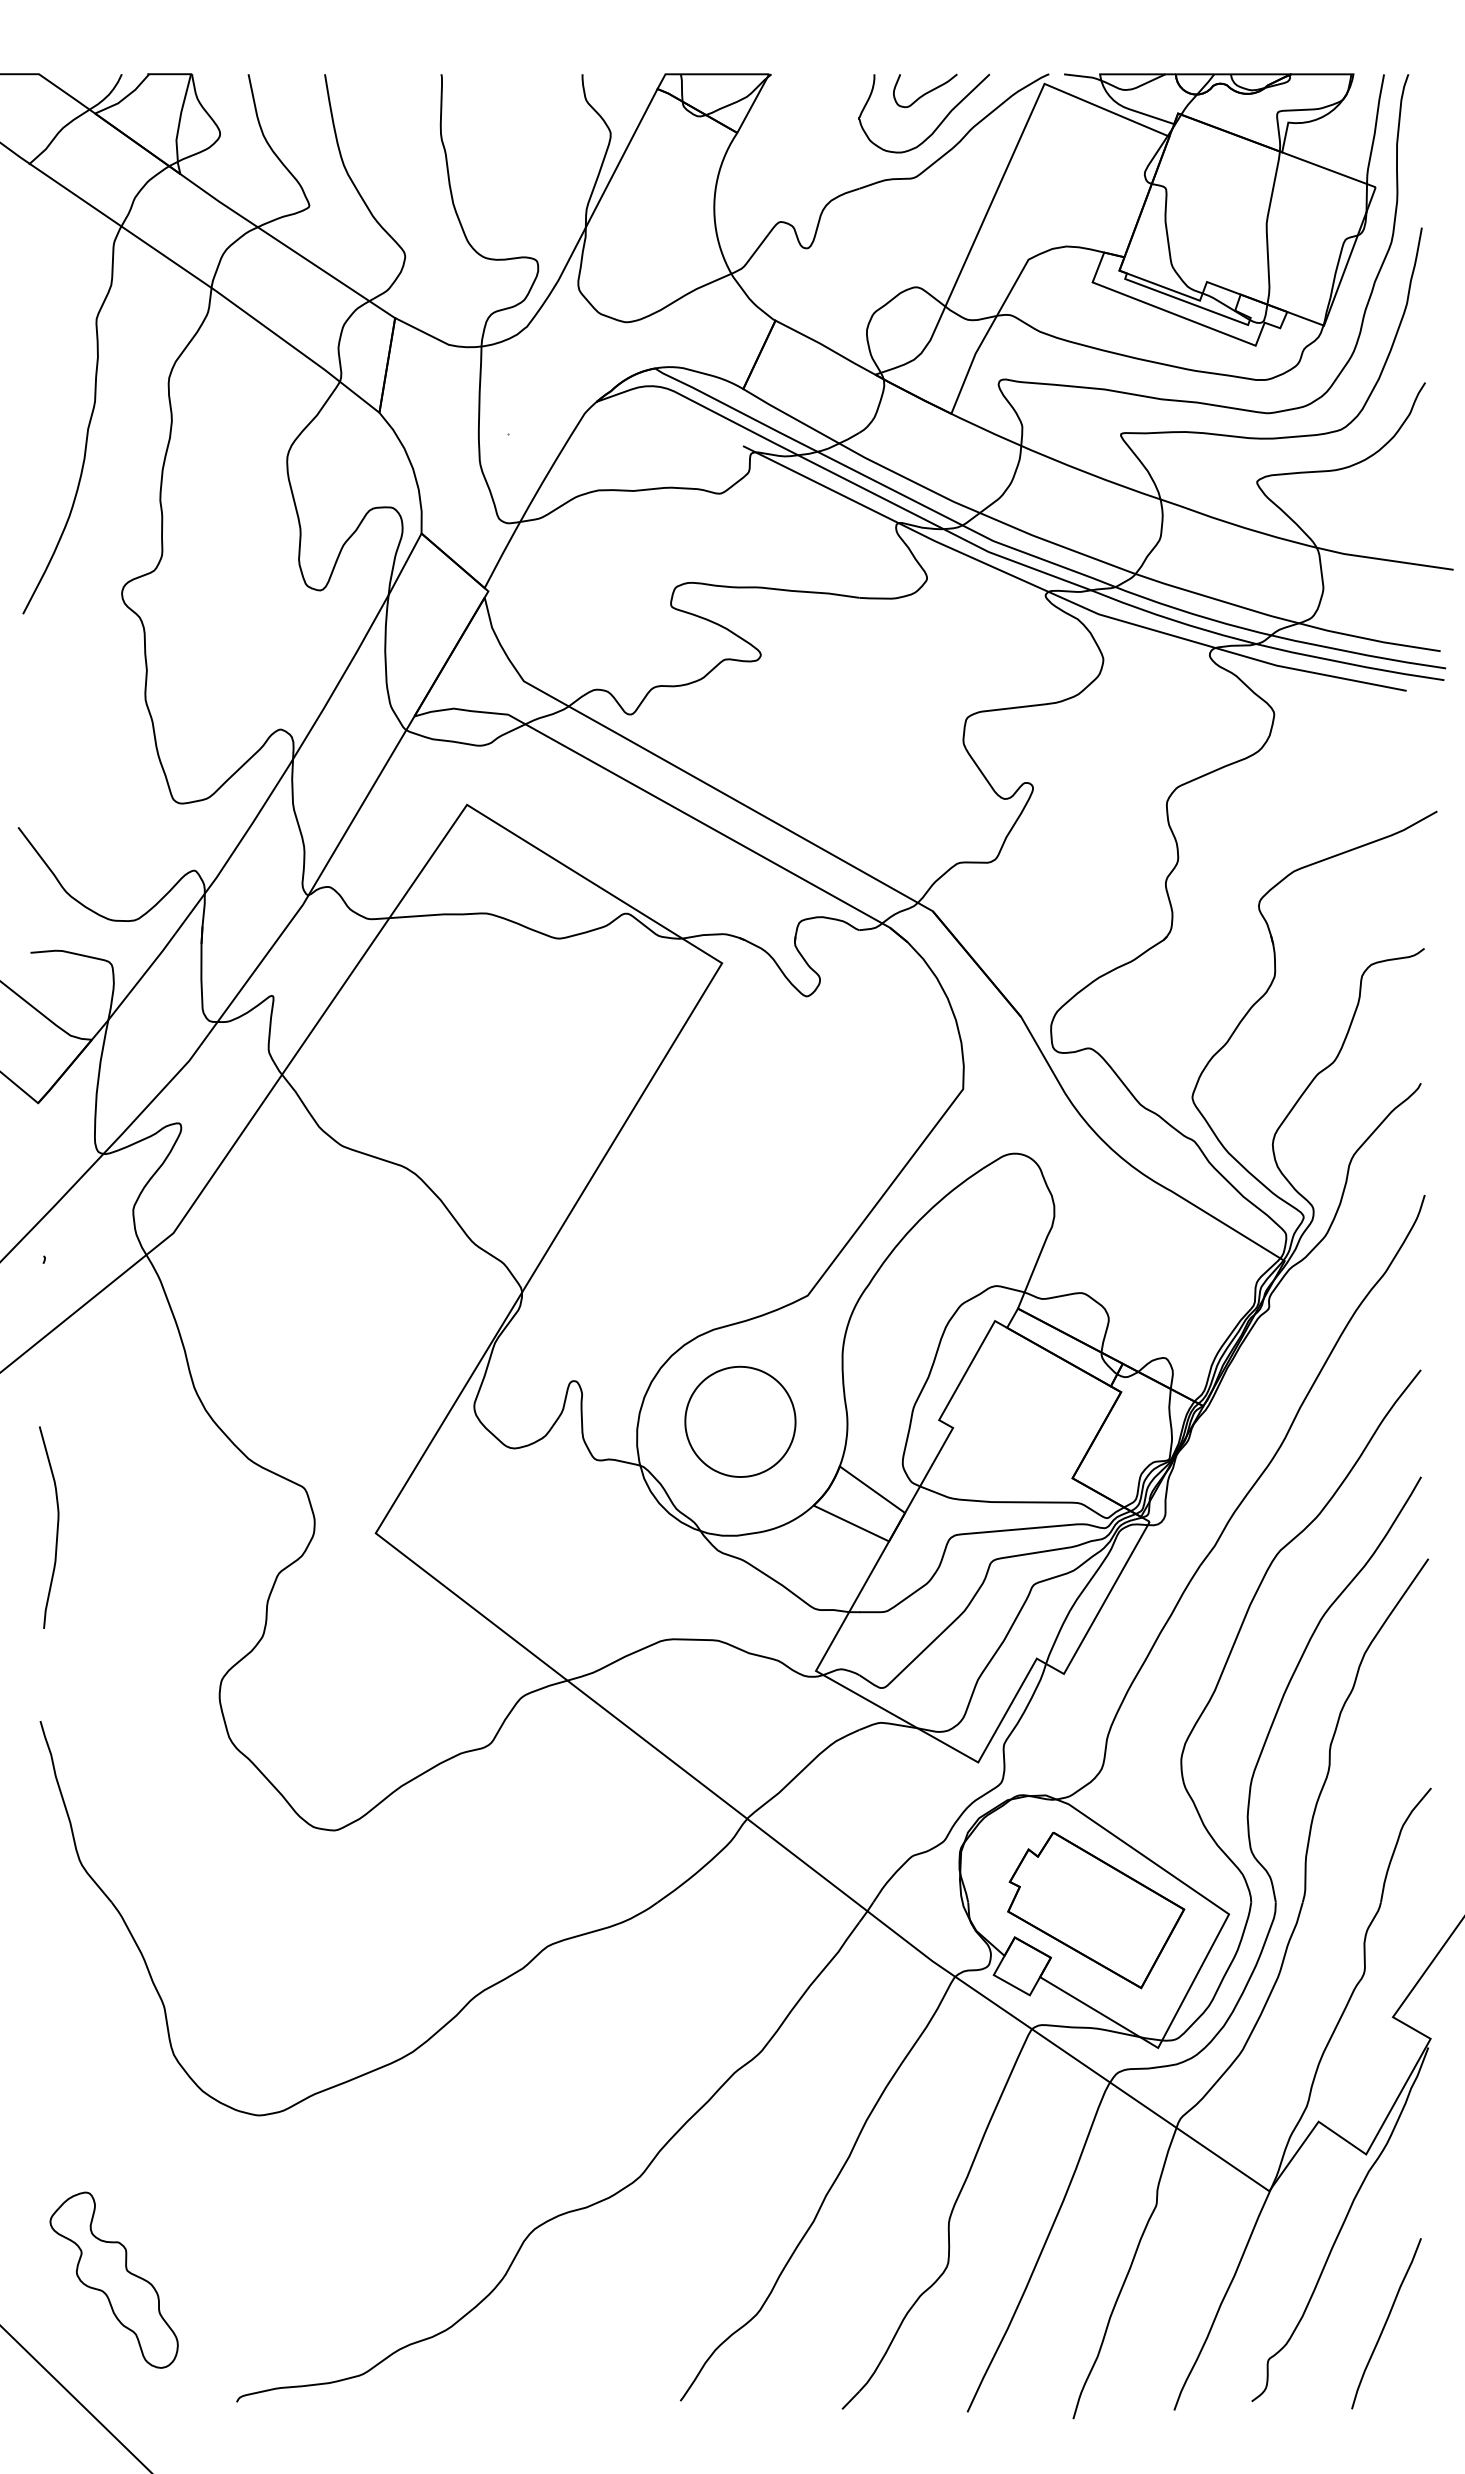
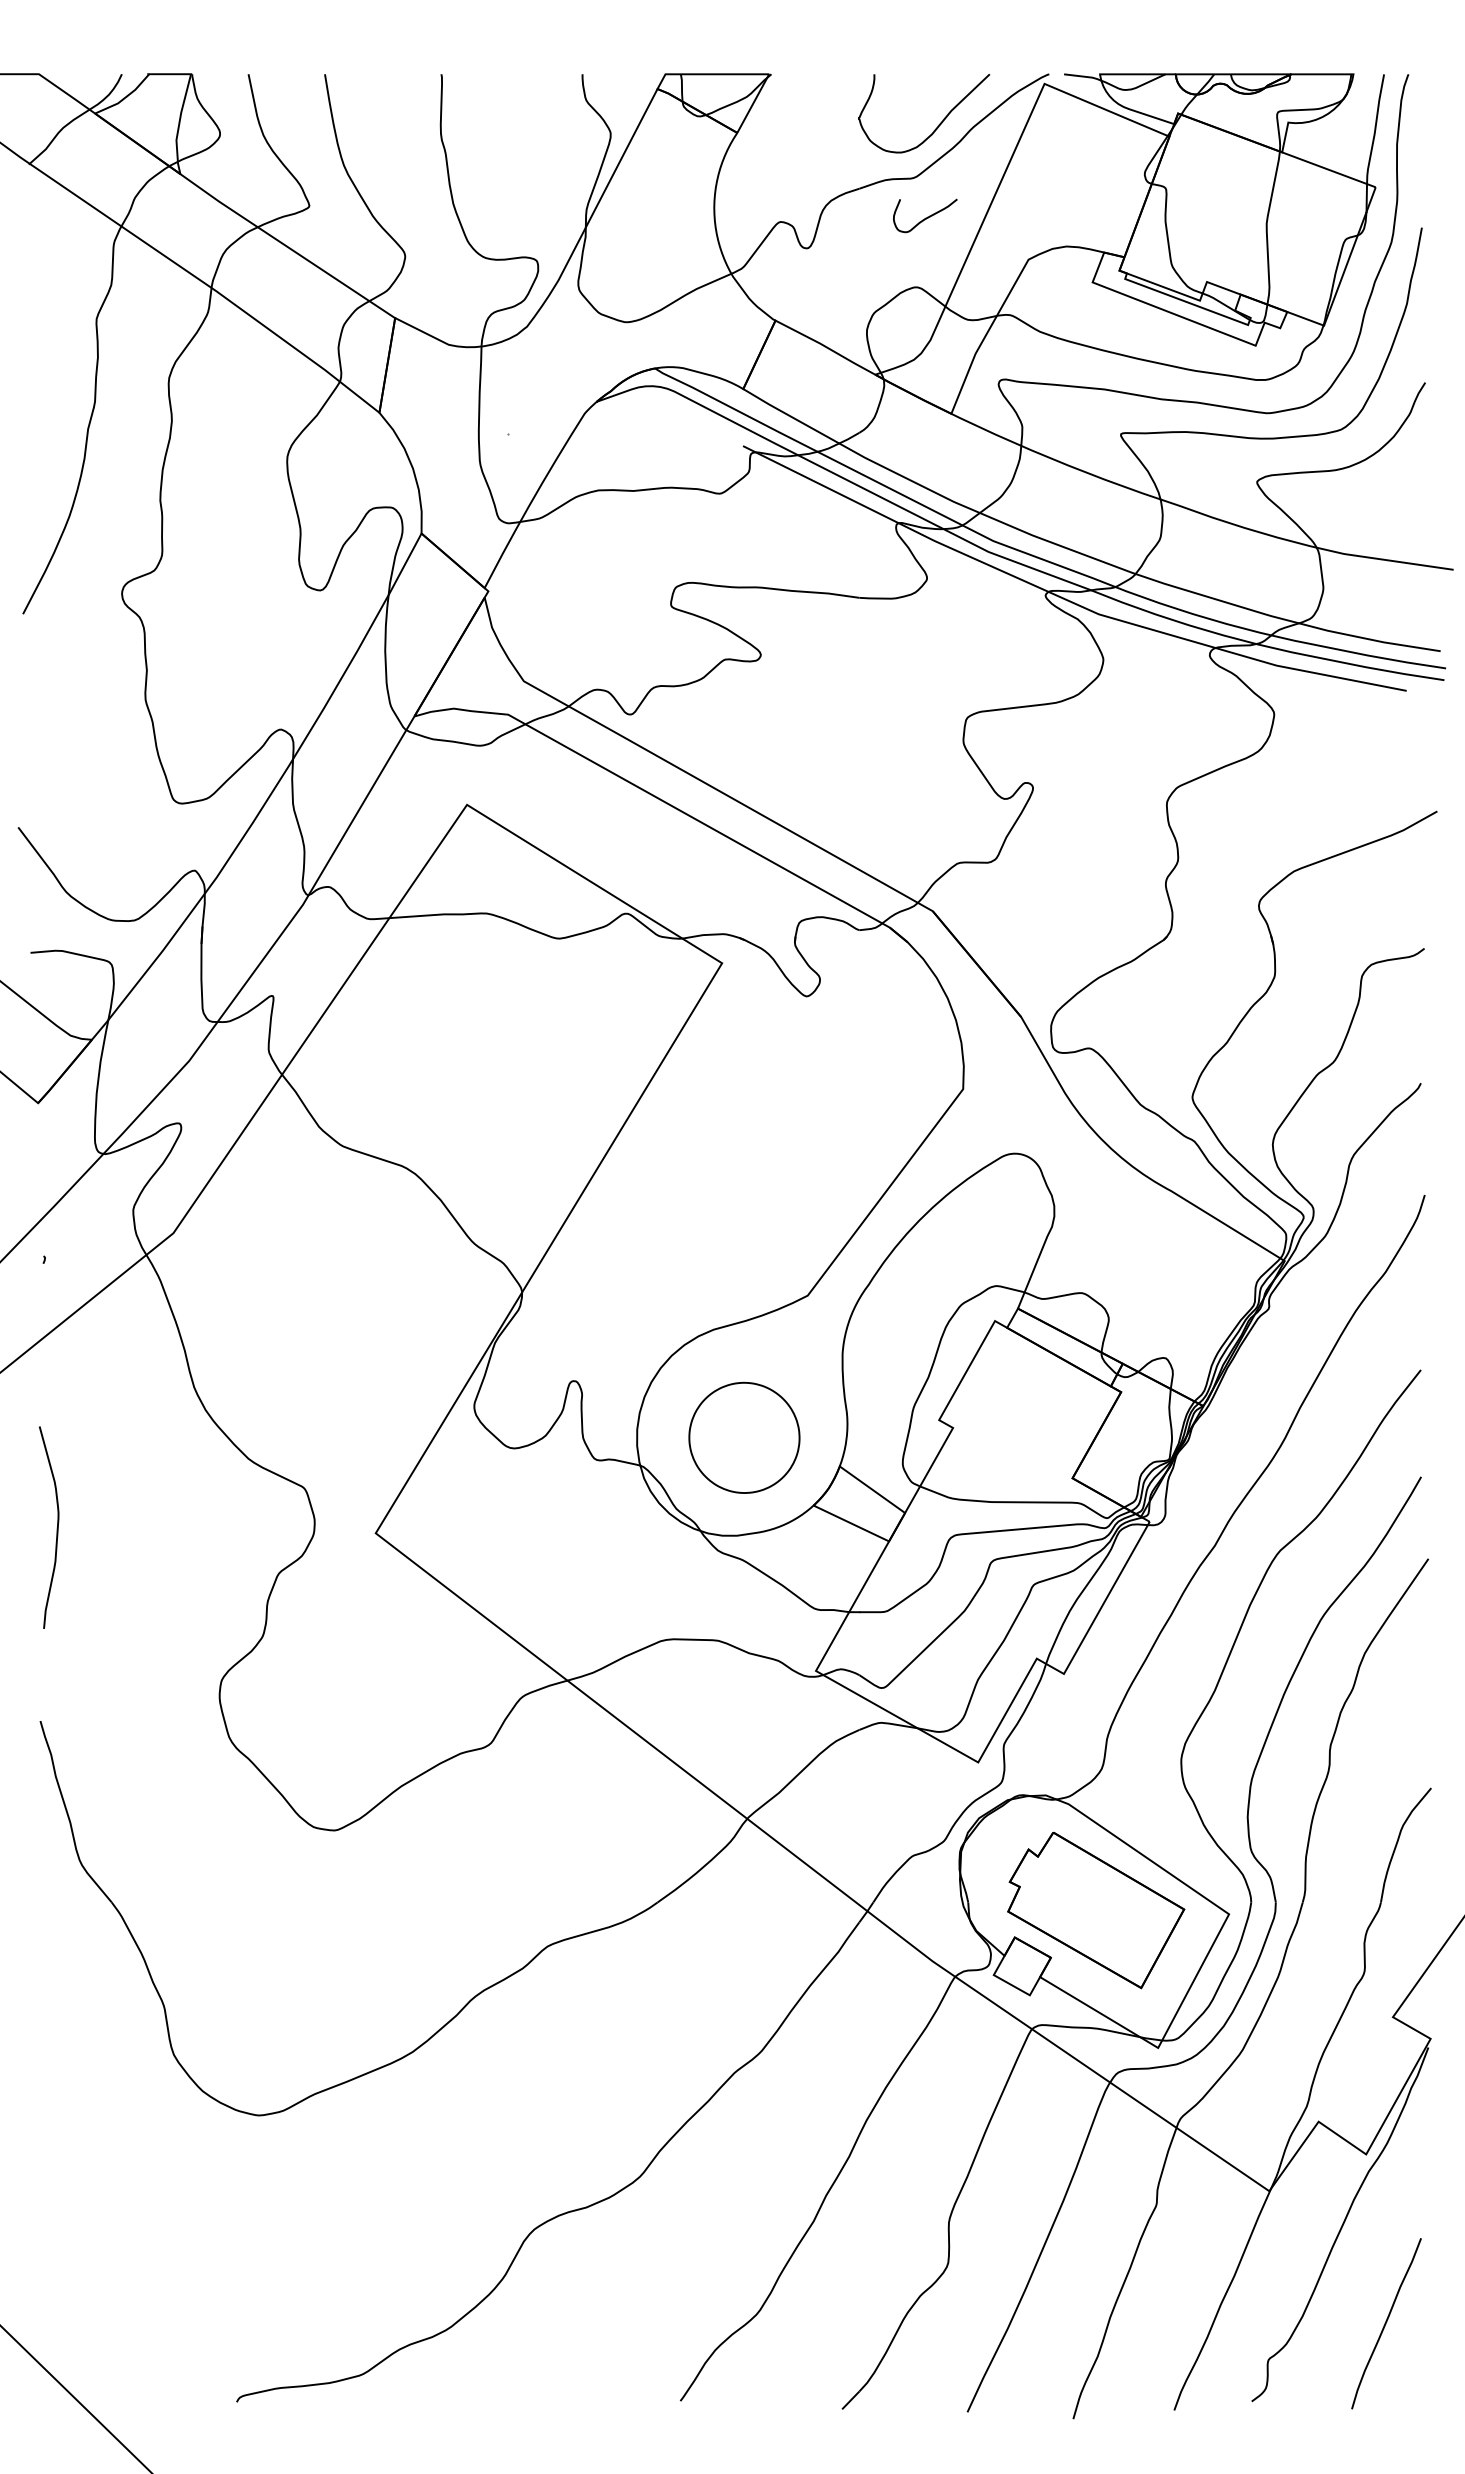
curve position: (925, 92) -> (925, 217) (925, 217)
part position: (740, 1421) -> (744, 1437) (744, 1437)
part: present -> none (113, 2279)
